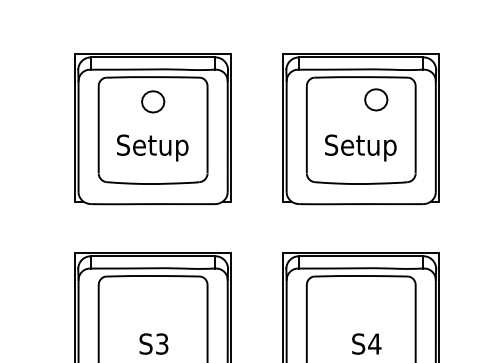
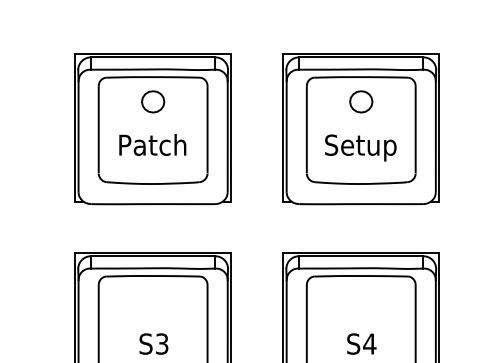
part position: (376, 99) -> (361, 101) (361, 101)
text: Setup -> Patch (152, 147)
text position: (366, 343) -> (361, 343) (361, 343)
